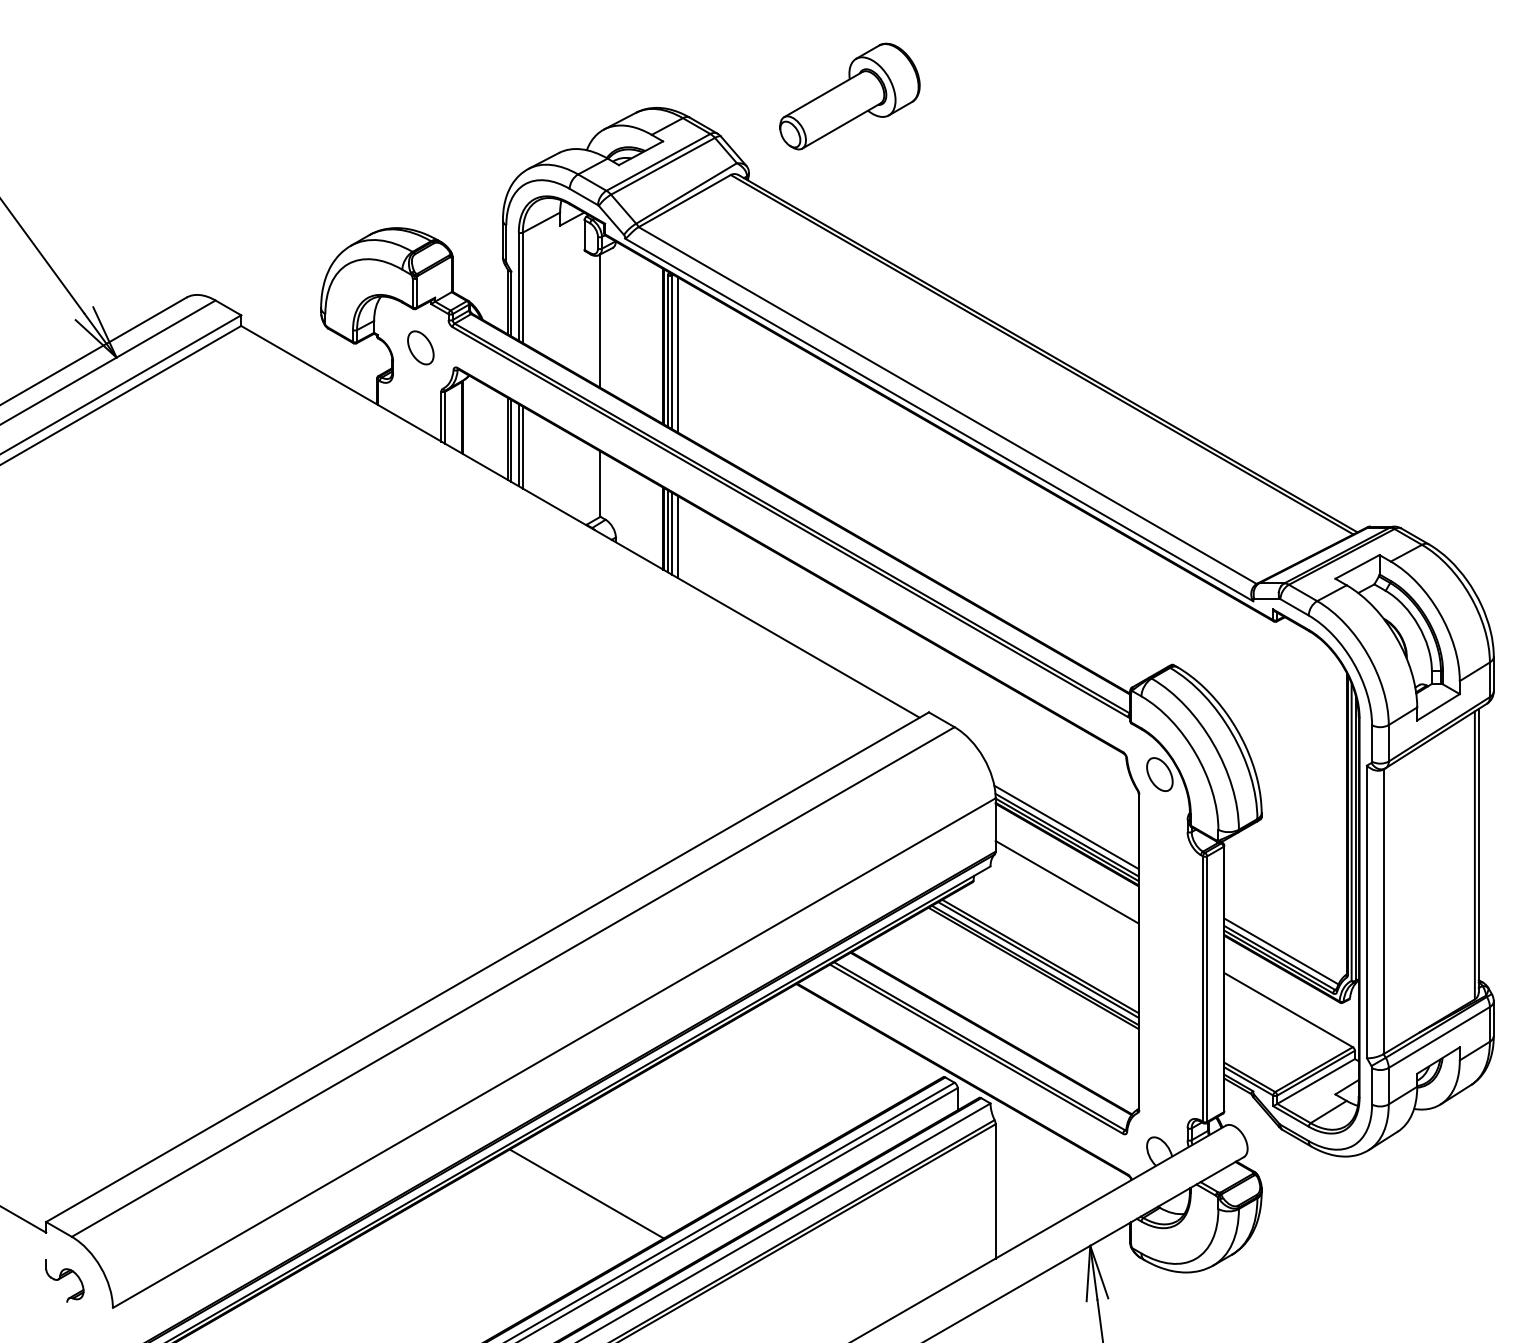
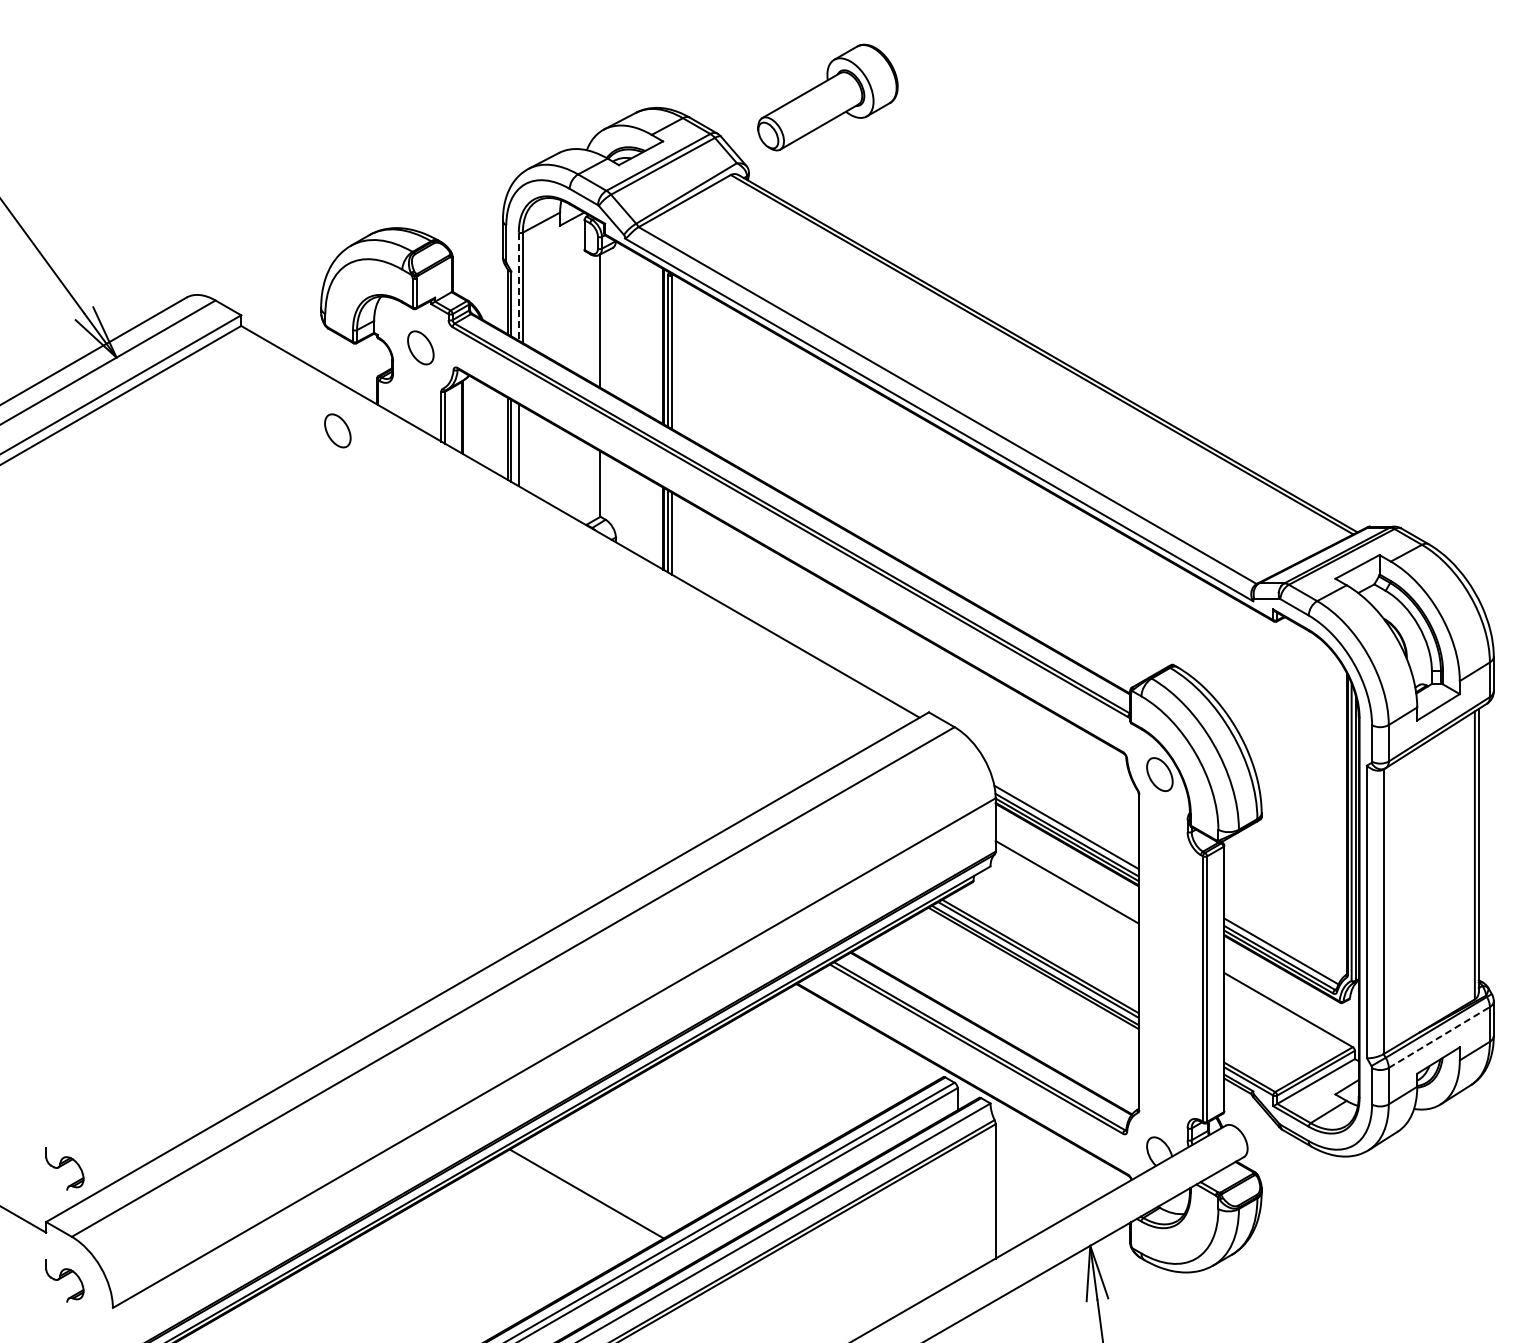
part position: (849, 96) -> (827, 97) (827, 97)
line: solid -> dashed (518, 287)
line: present -> none (678, 354)
part: none -> present (337, 430)
line: present -> none (522, 447)
line: present -> none (678, 537)
line: solid -> dashed (1439, 1037)
part: none -> present (64, 1168)
